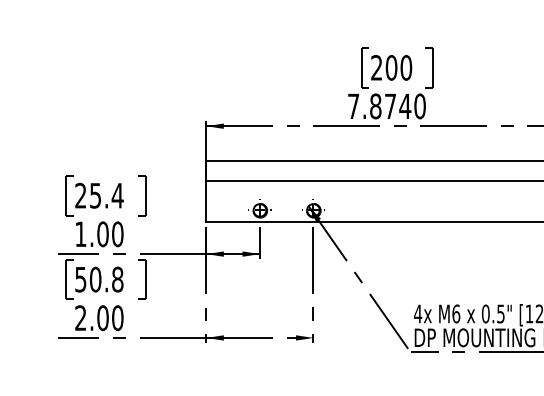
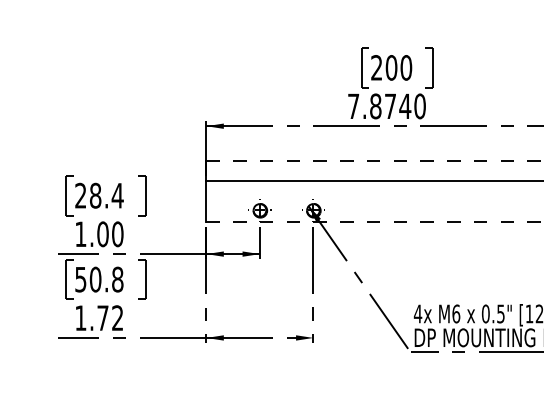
line: solid -> dashed (375, 160)
text: 25.4 -> 28.4 (95, 195)
line: solid -> dashed (375, 222)
text: 2.00 -> 1.72 (99, 318)
